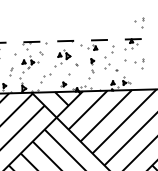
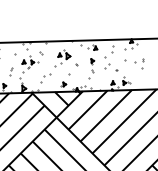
part: present -> none (139, 22)
line: dashed -> solid (78, 40)
